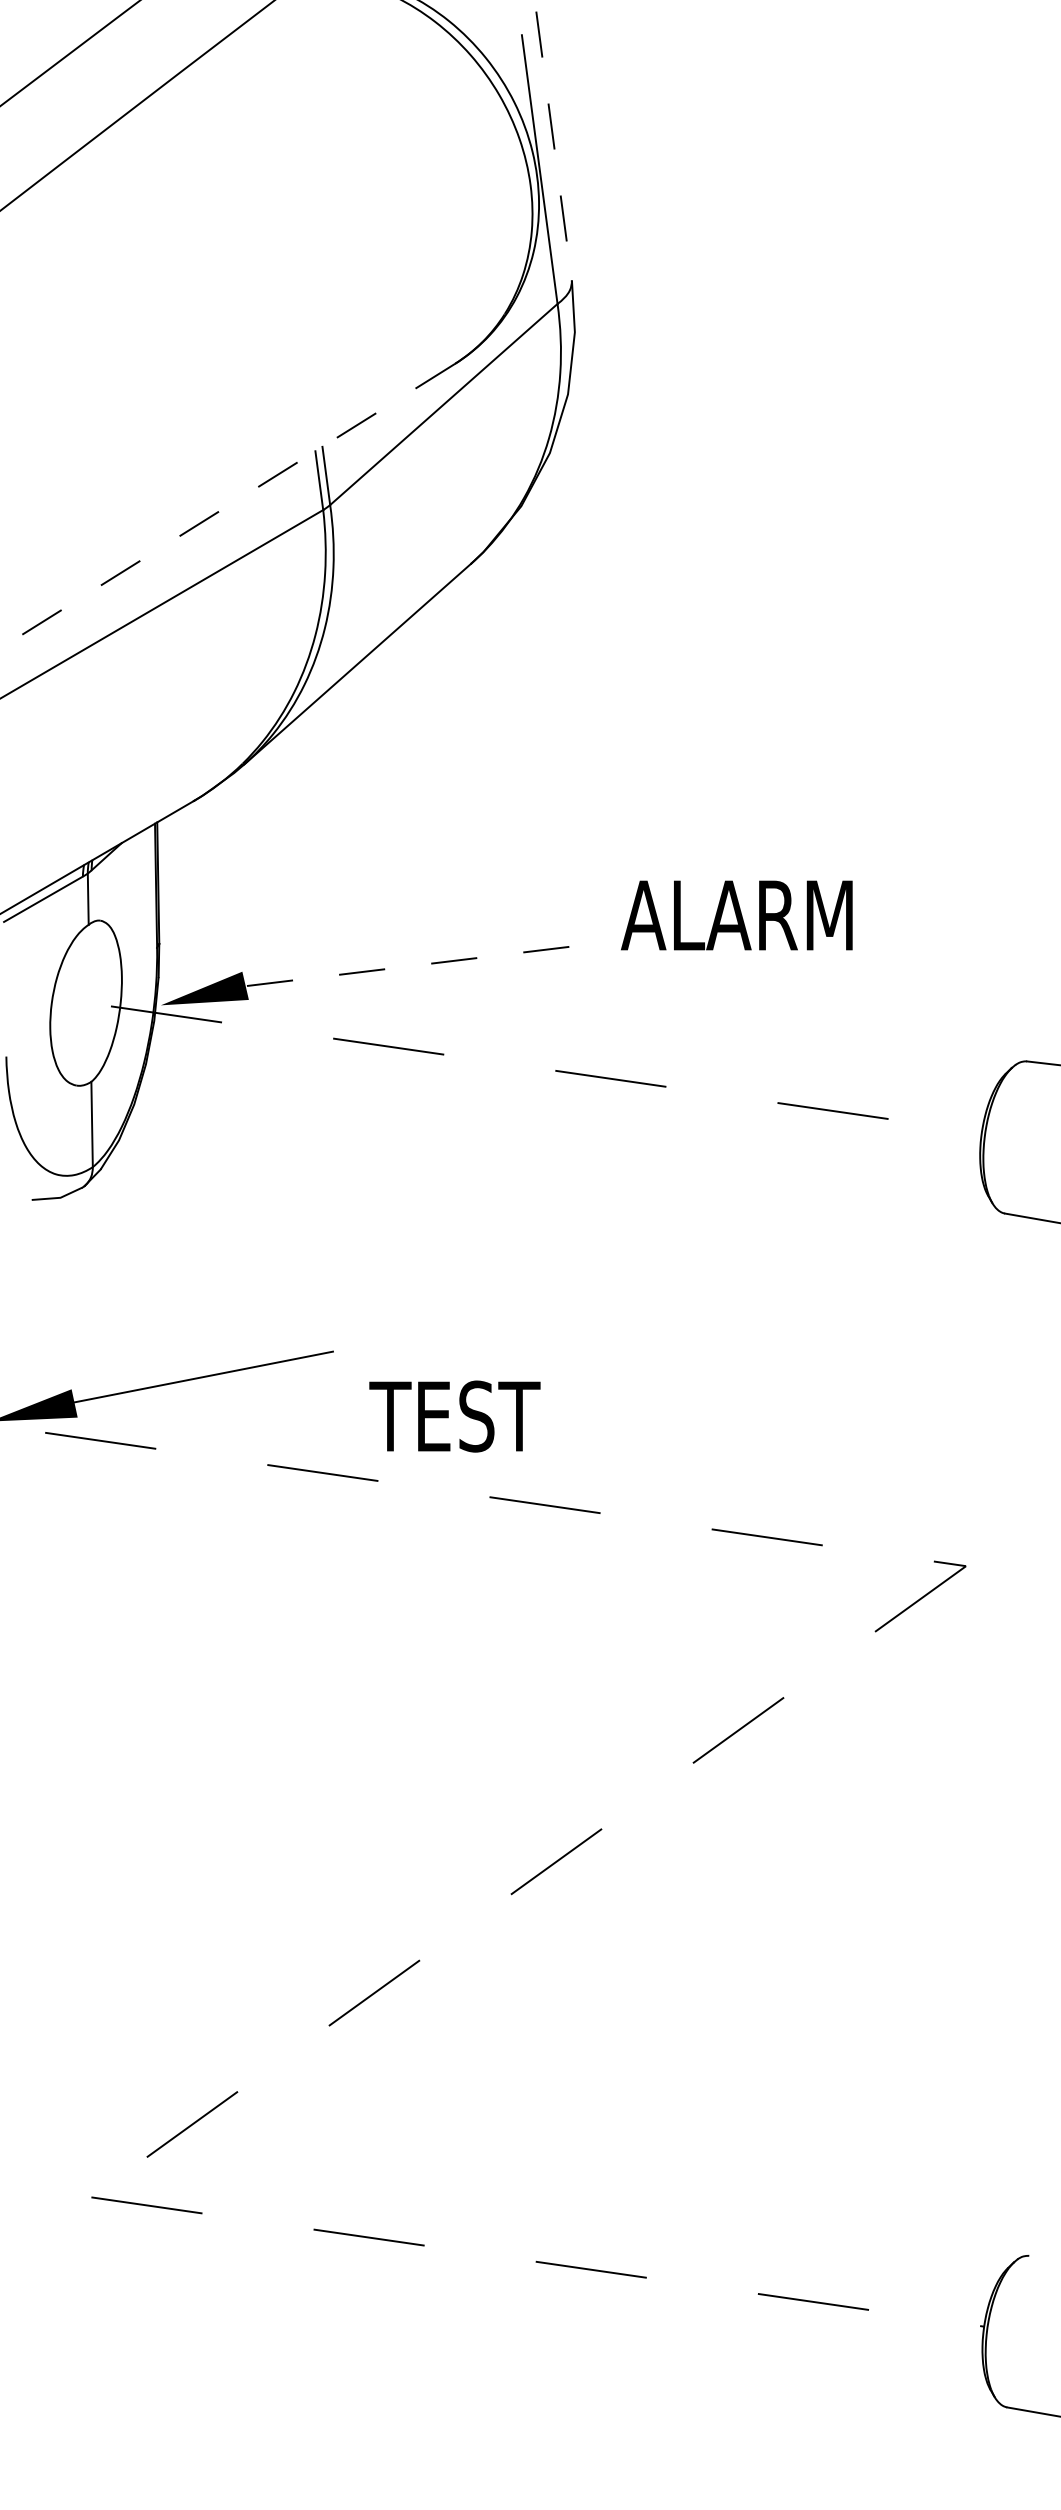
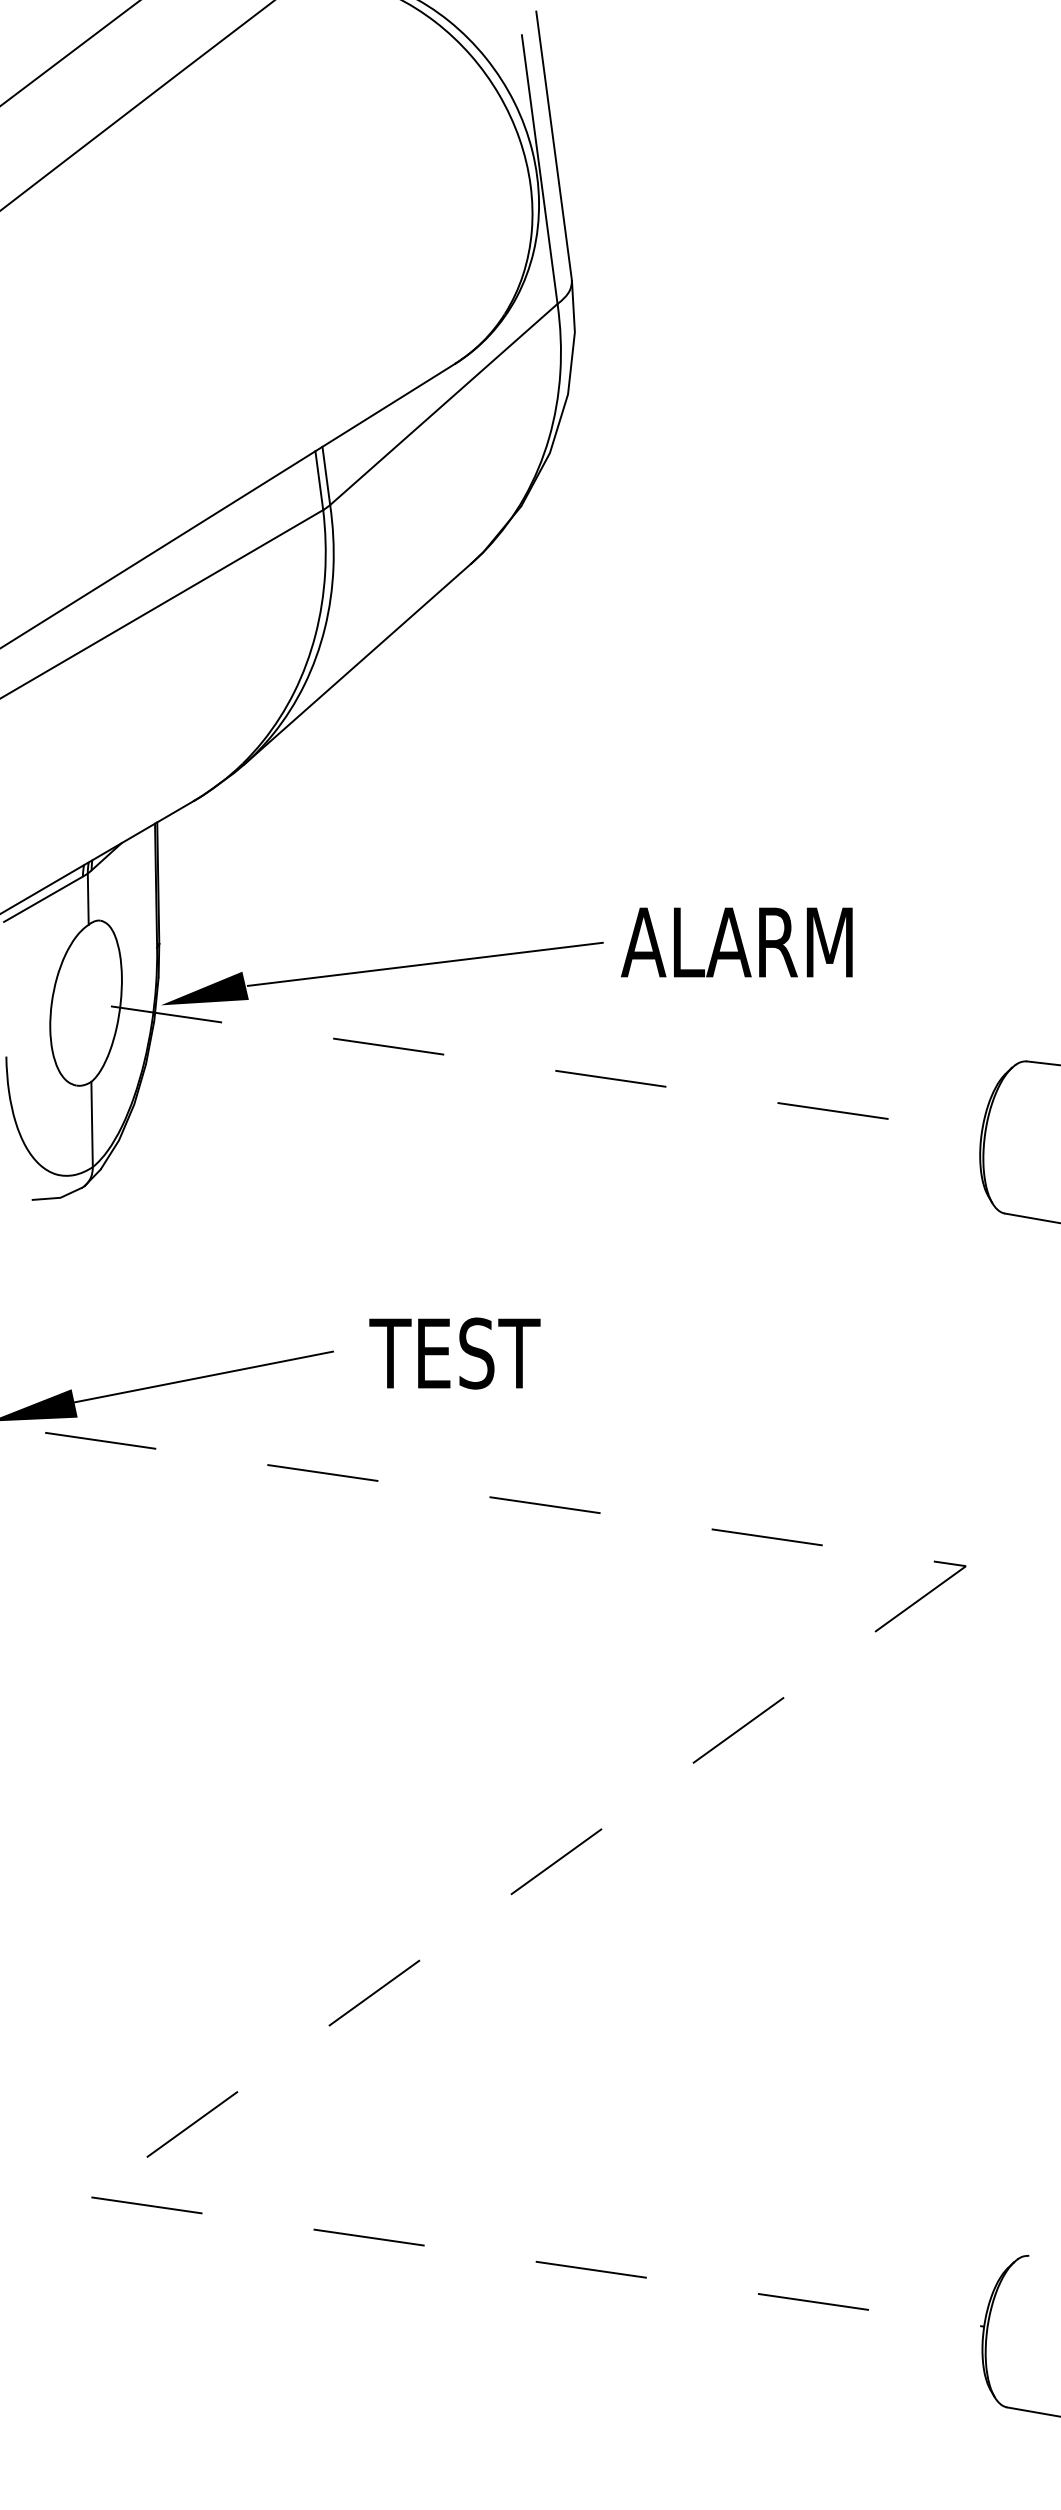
line: dashed -> solid (554, 145)
line: dashed -> solid (227, 506)
text position: (736, 915) -> (736, 942) (736, 942)
line: dashed -> solid (425, 964)
text position: (454, 1416) -> (454, 1353) (454, 1353)
